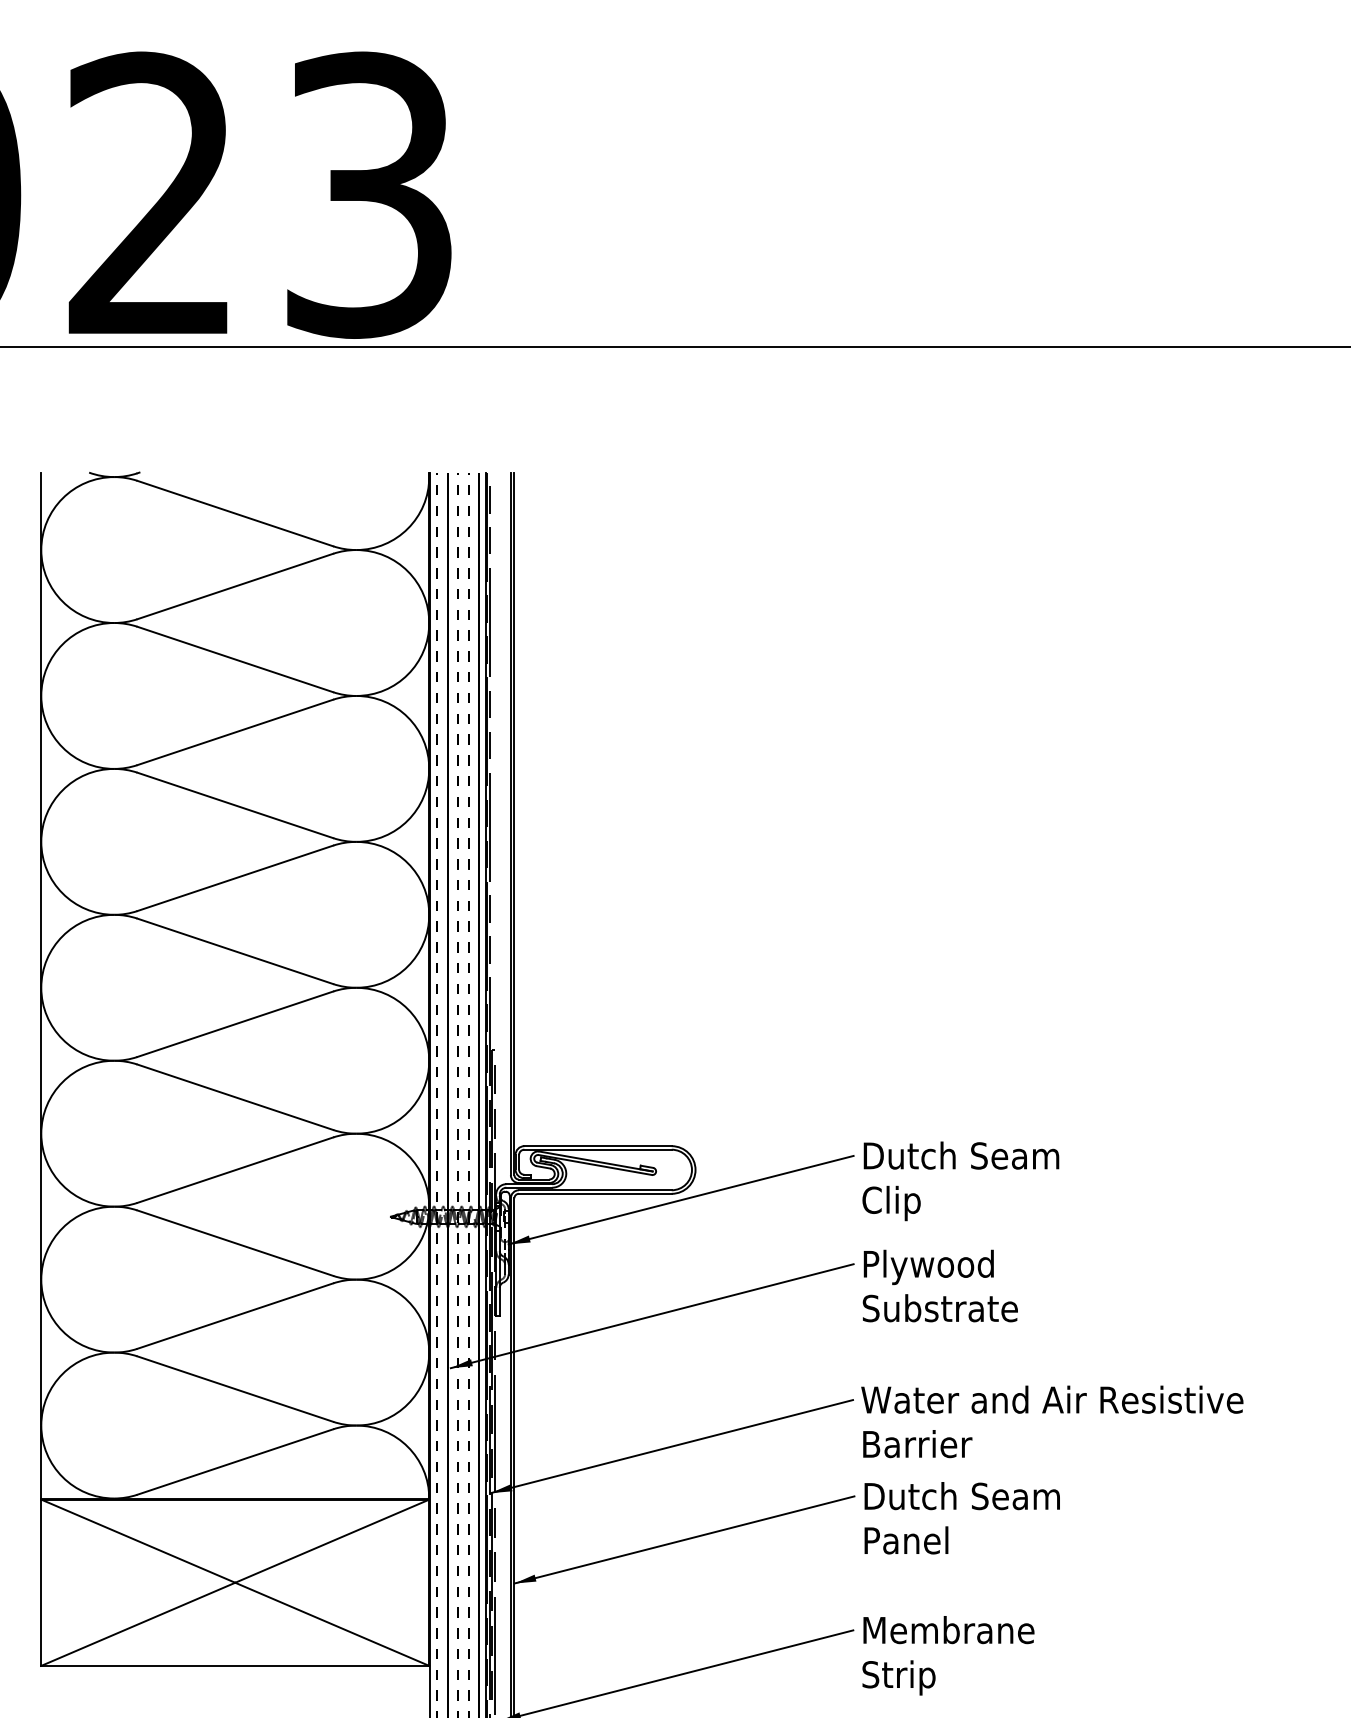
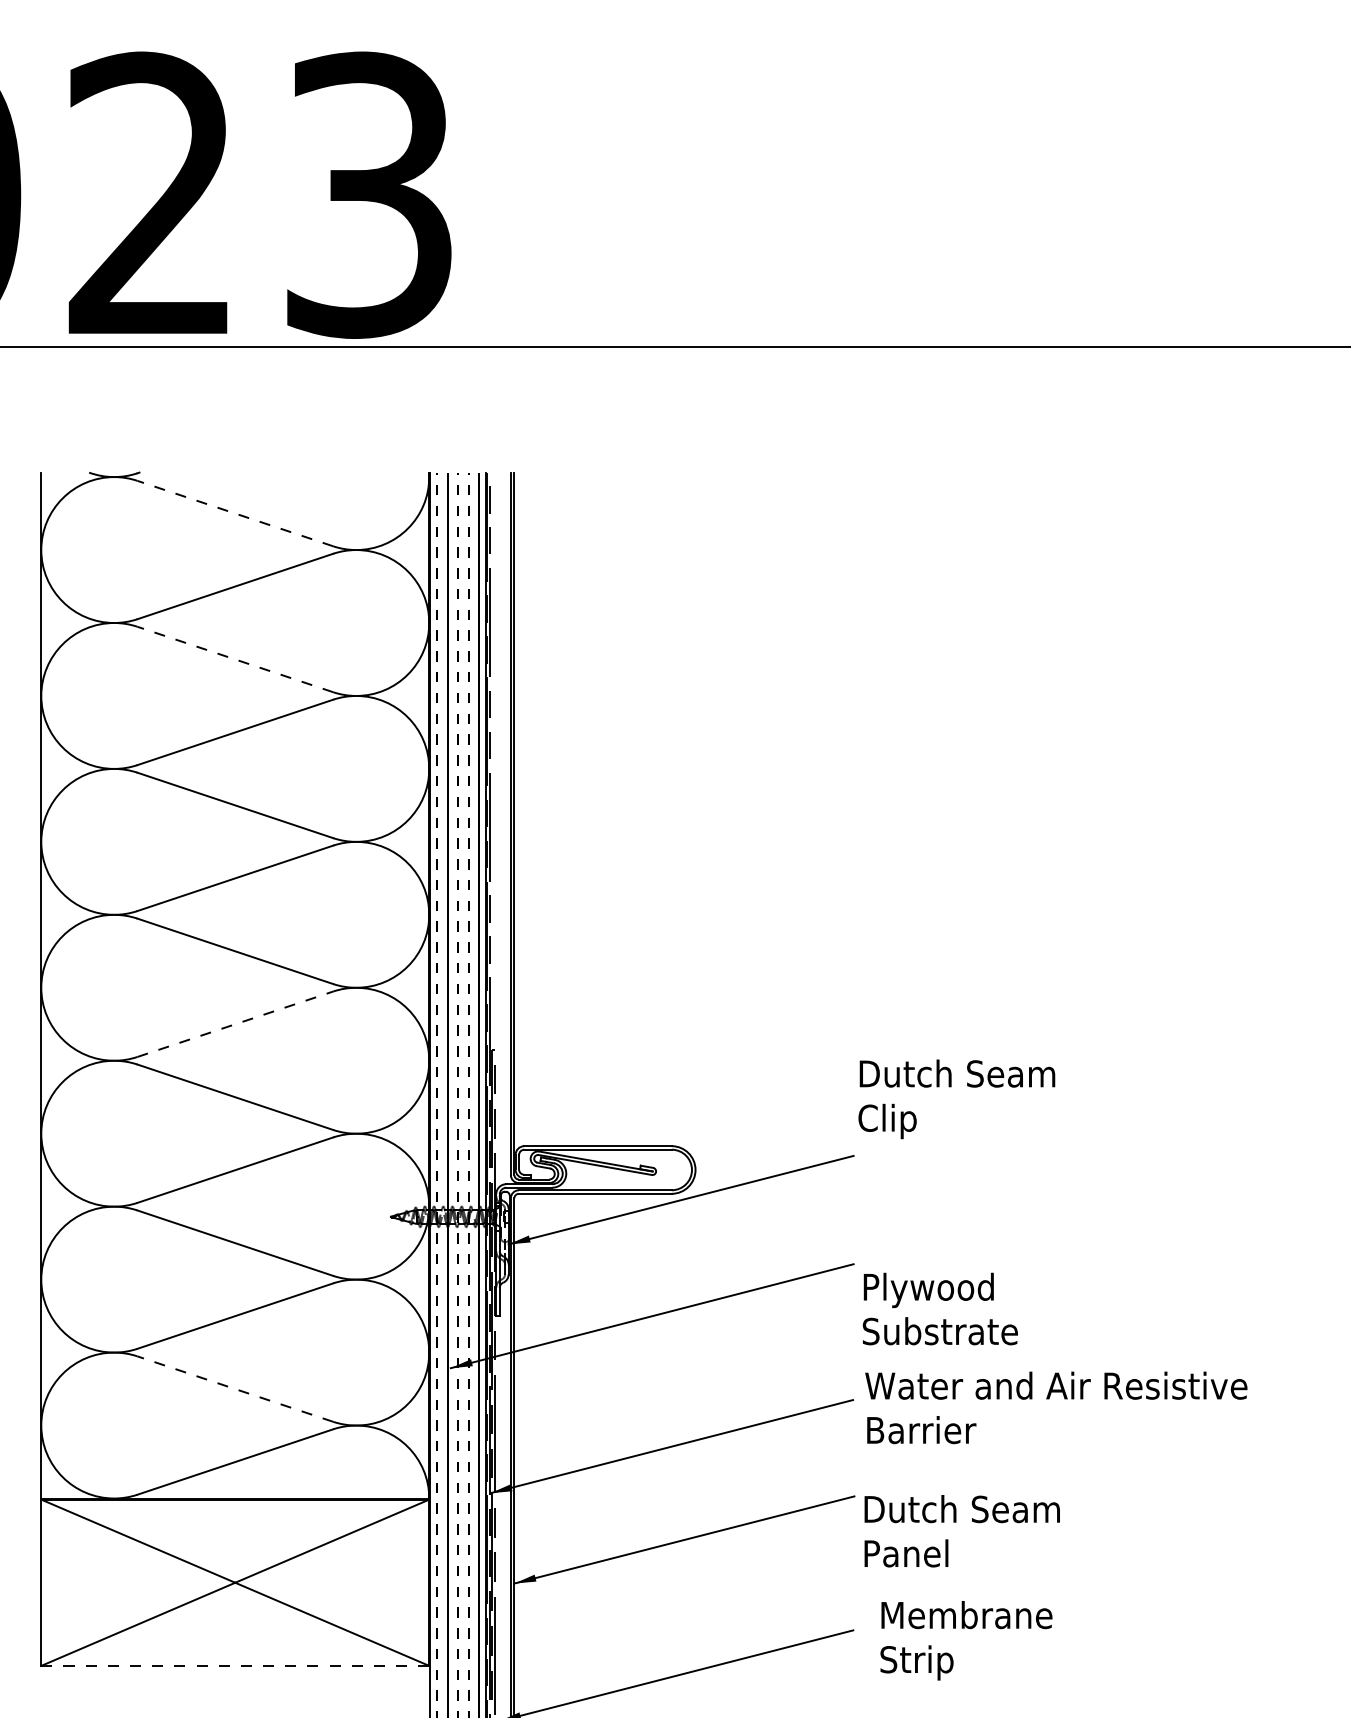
line: solid -> dashed (234, 513)
line: solid -> dashed (234, 659)
line: solid -> dashed (235, 1024)
text position: (960, 1181) -> (956, 1099) (956, 1099)
text position: (939, 1285) -> (939, 1308) (939, 1308)
line: solid -> dashed (234, 1388)
text position: (1052, 1421) -> (1056, 1407) (1056, 1407)
text position: (961, 1518) -> (961, 1531) (961, 1531)
text position: (948, 1655) -> (966, 1640) (966, 1640)
line: solid -> dashed (235, 1665)
